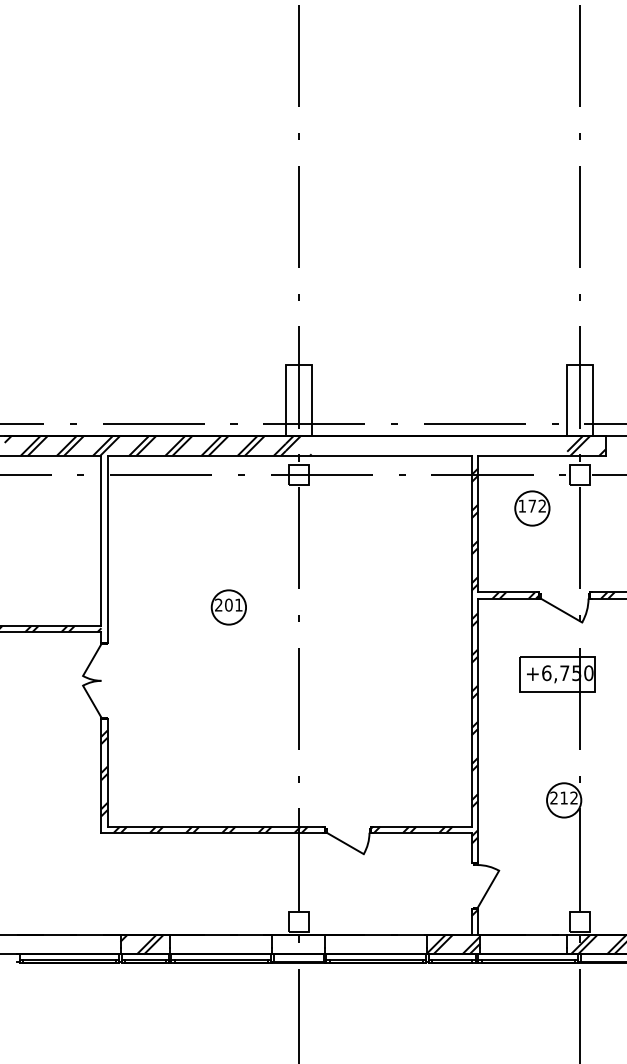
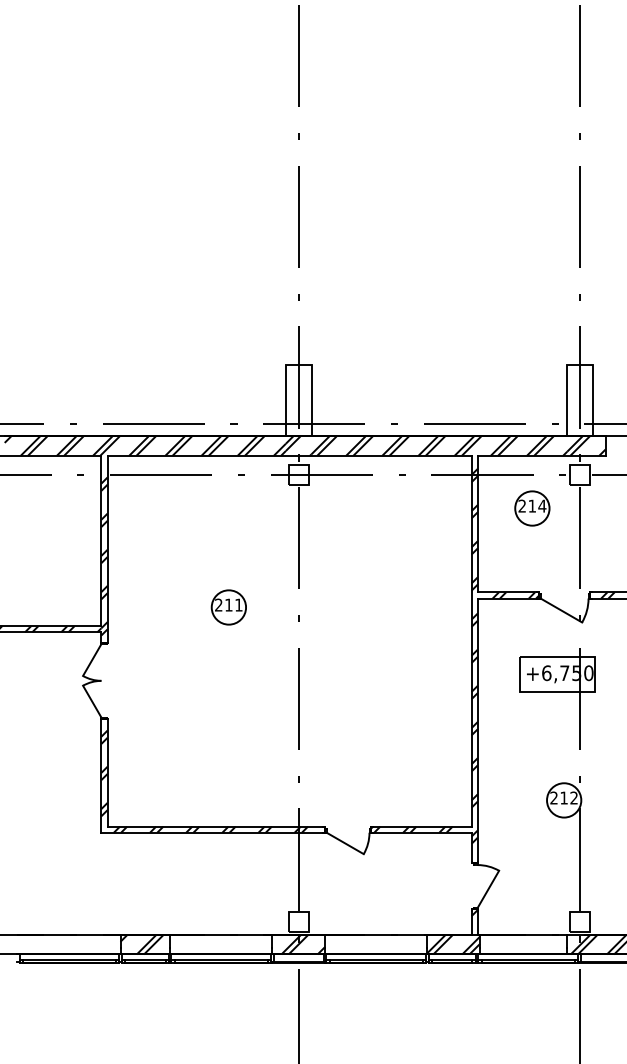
hatch: none -> present (439, 445)
text: 172 -> 214 (532, 505)
hatch: none -> present (104, 556)
text: 201 -> 211 (228, 604)
hatch: none -> present (303, 944)
